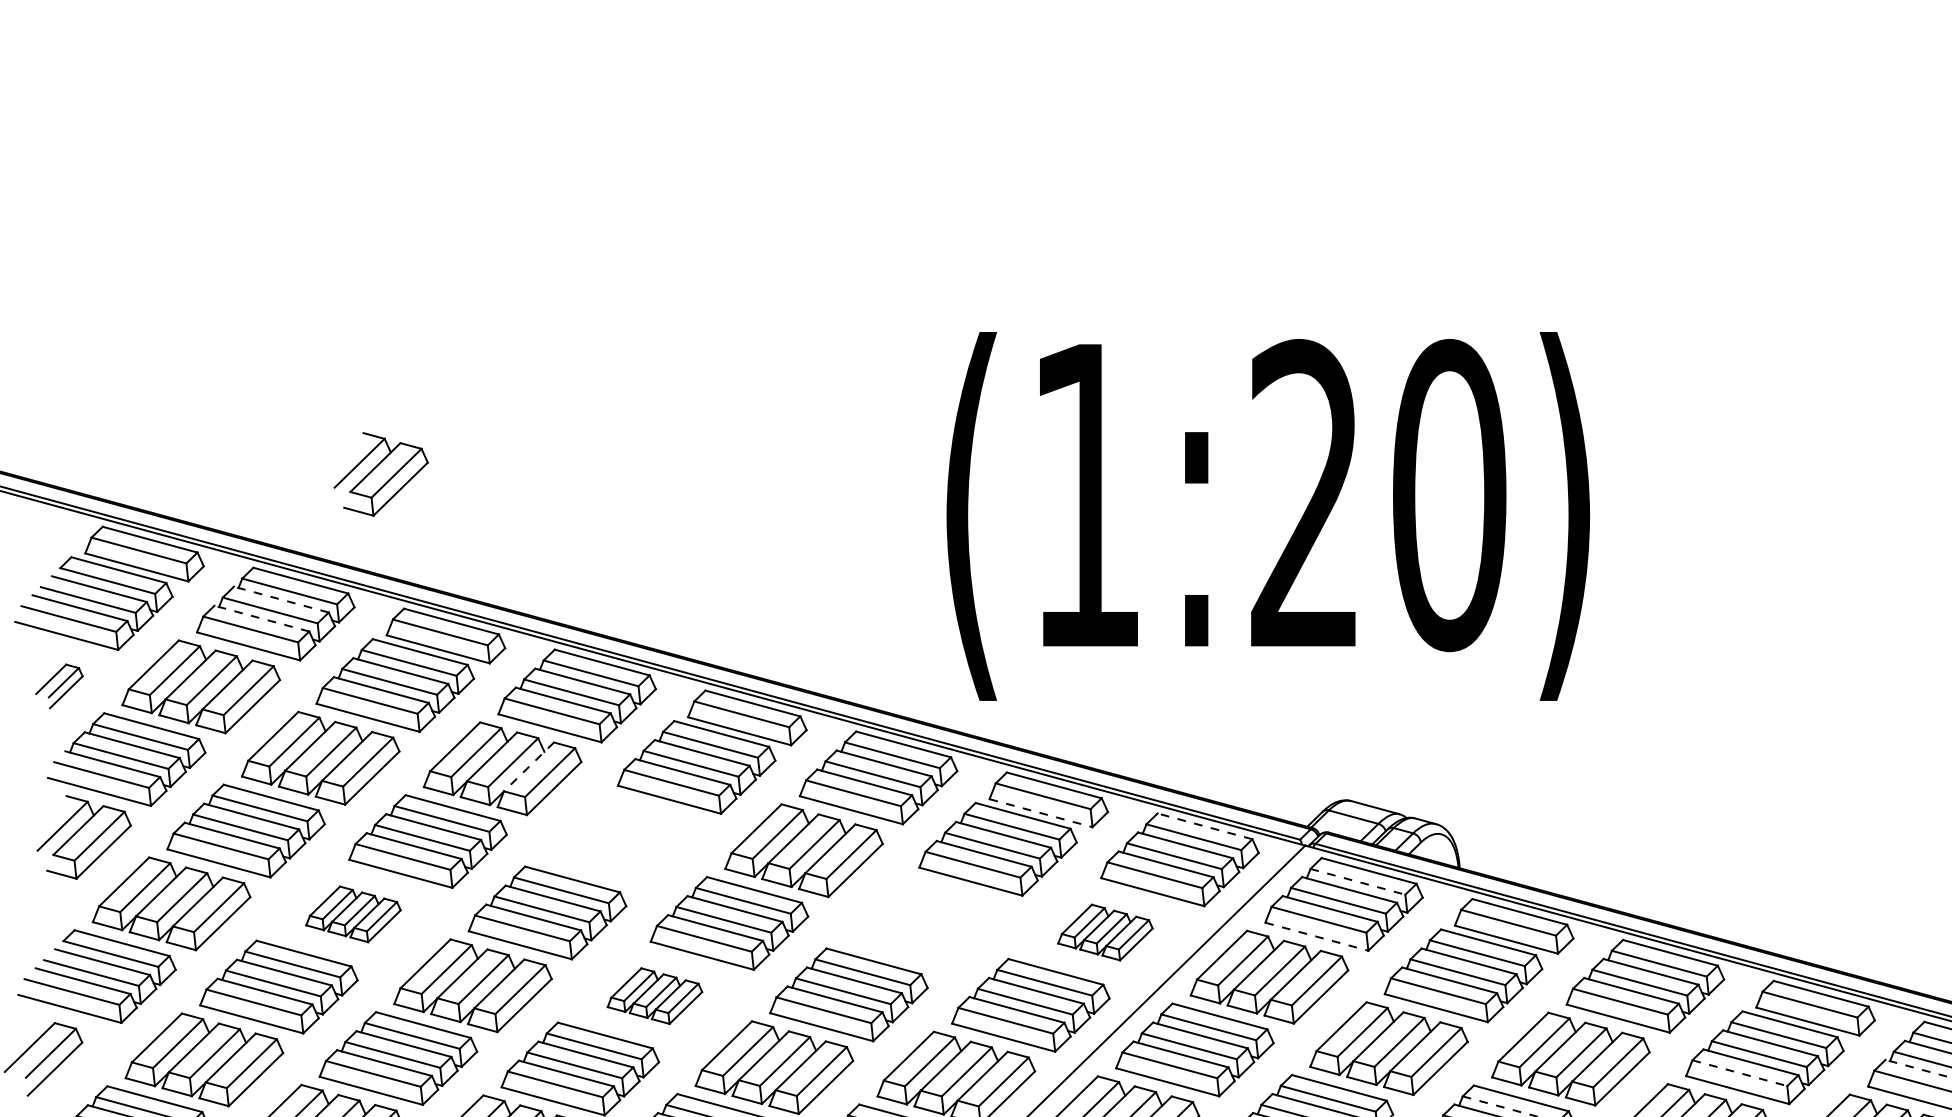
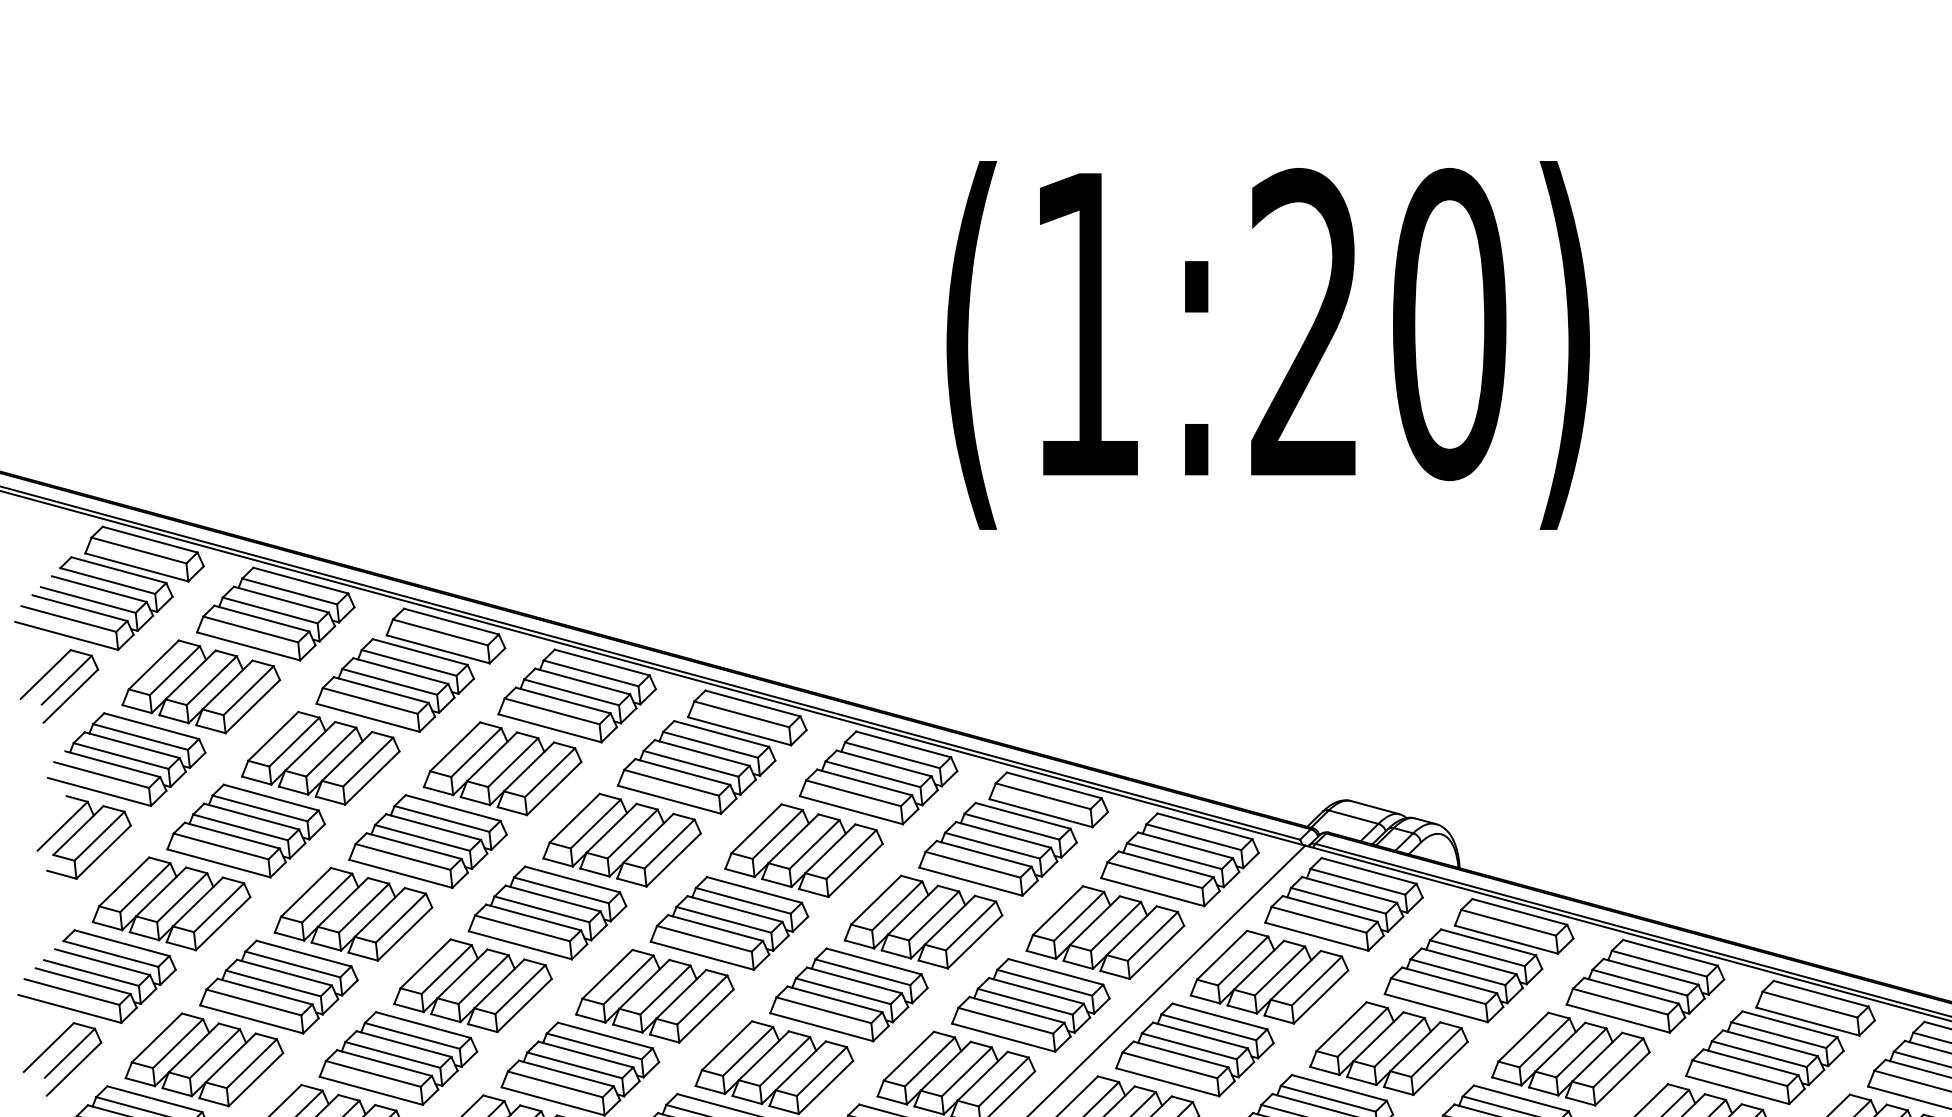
part: present -> none (380, 474)
text position: (1267, 516) -> (1267, 345) (1267, 345)
line: dashed -> solid (280, 599)
line: dashed -> solid (261, 618)
part size: 49x47 px -> 81x75 px (59, 686)
line: dashed -> solid (528, 766)
line: dashed -> solid (1041, 813)
line: dashed -> solid (1204, 826)
part: none -> present (621, 839)
line: dashed -> solid (1358, 881)
part size: 97x59 px -> 161x95 px (353, 914)
part: none -> present (923, 921)
part size: 97x59 px -> 161x95 px (1105, 932)
line: dashed -> solid (1317, 936)
part size: 98x58 px -> 160x96 px (654, 995)
part position: (43, 1059) -> (62, 1059) (62, 1059)
line: dashed -> solid (1918, 1068)
line: dashed -> solid (1740, 1073)
line: dashed -> solid (1501, 1106)
